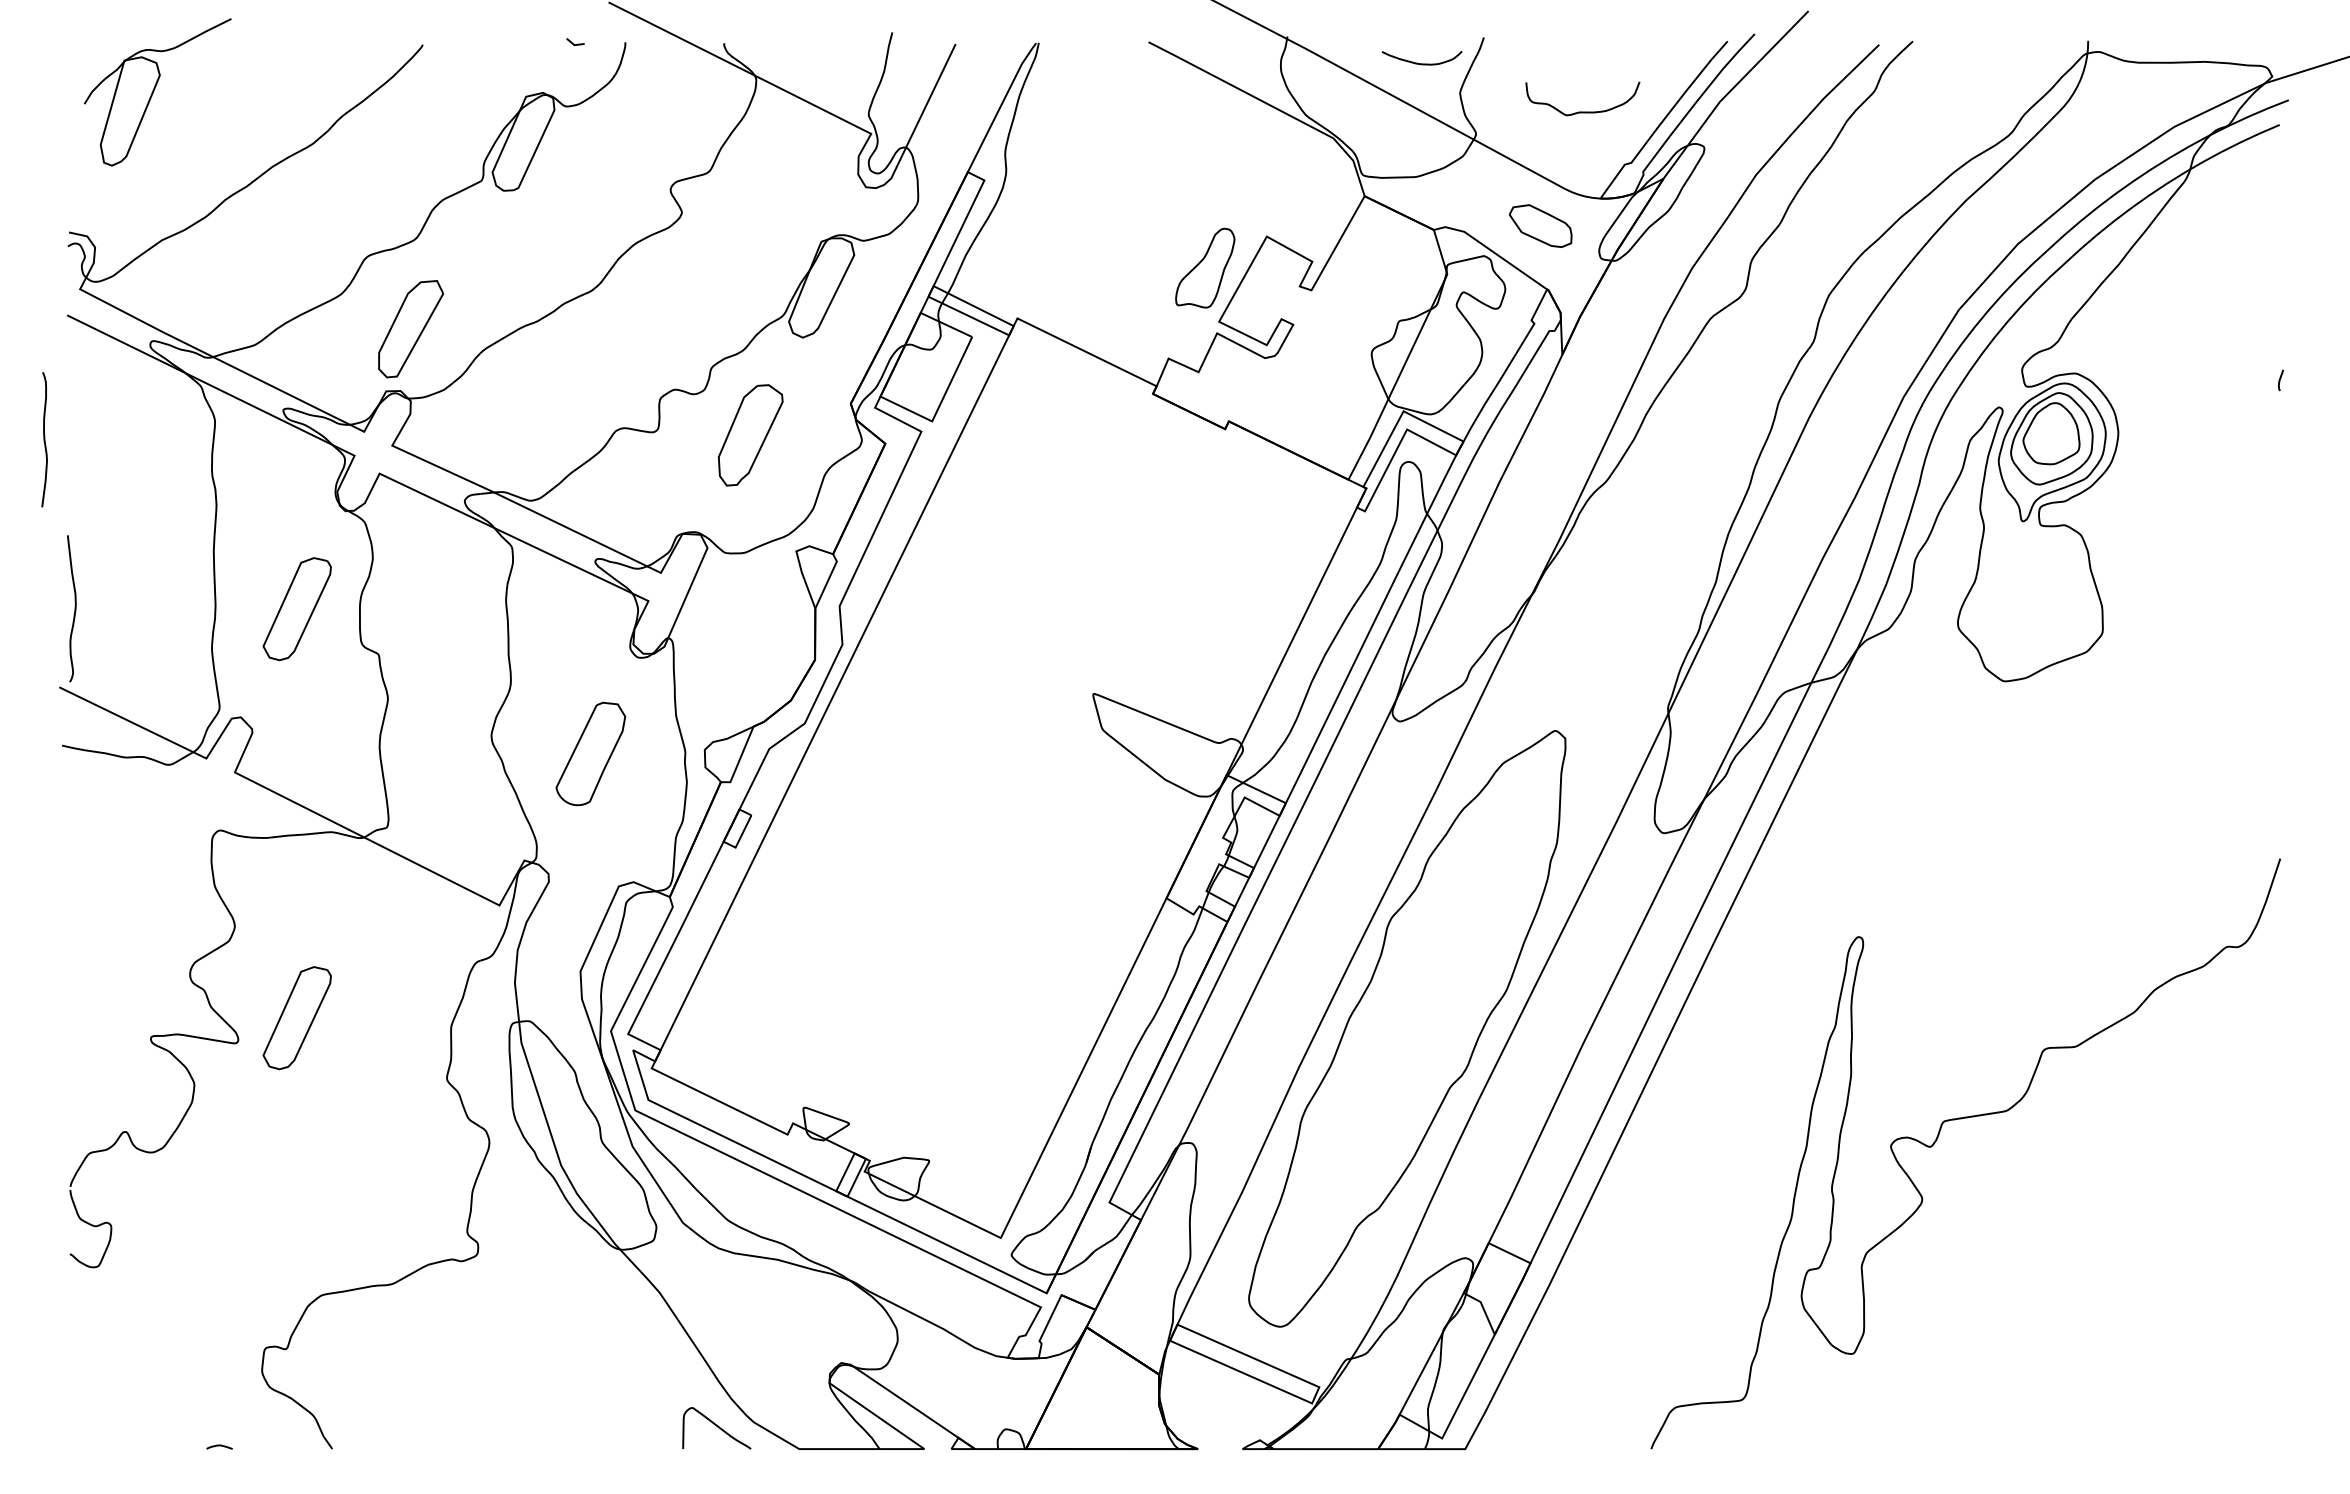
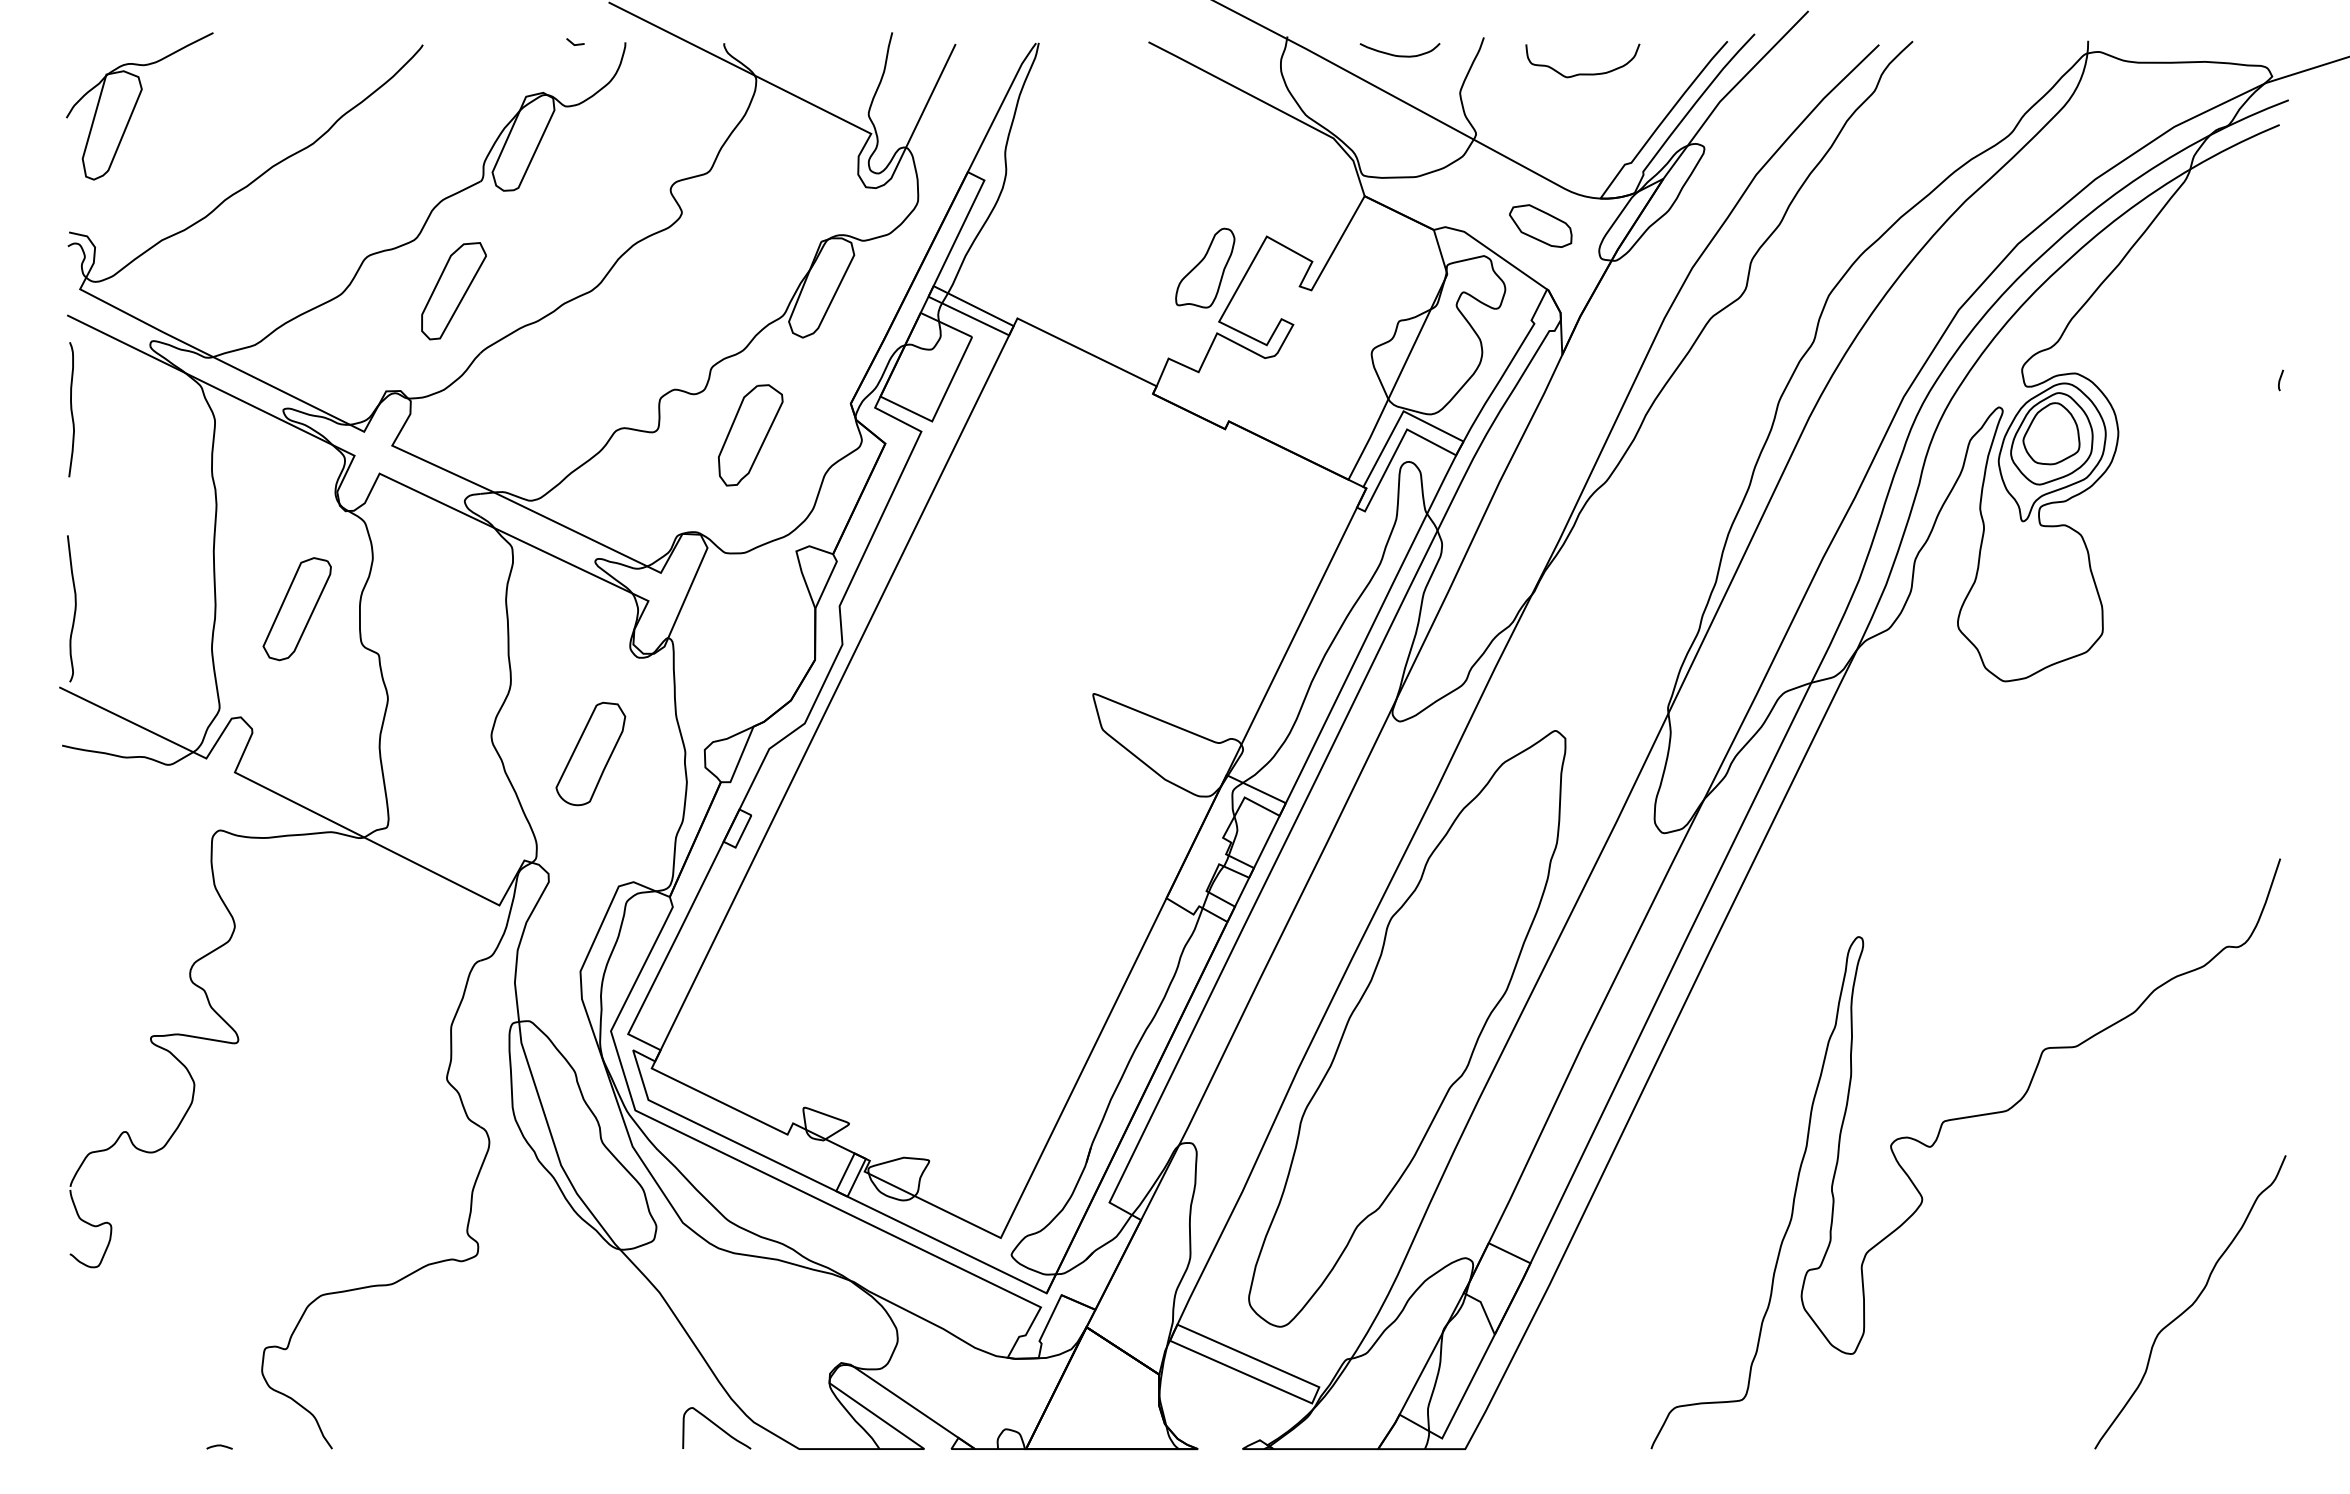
curve position: (1421, 63) -> (1399, 55) (1399, 55)
part position: (157, 92) -> (139, 106) (139, 106)
curve position: (1582, 111) -> (1582, 73) (1582, 73)
part position: (410, 329) -> (453, 291) (453, 291)
curve position: (44, 439) -> (71, 409) (71, 409)
part: present -> none (296, 1018)
curve: none -> present (2192, 1303)
